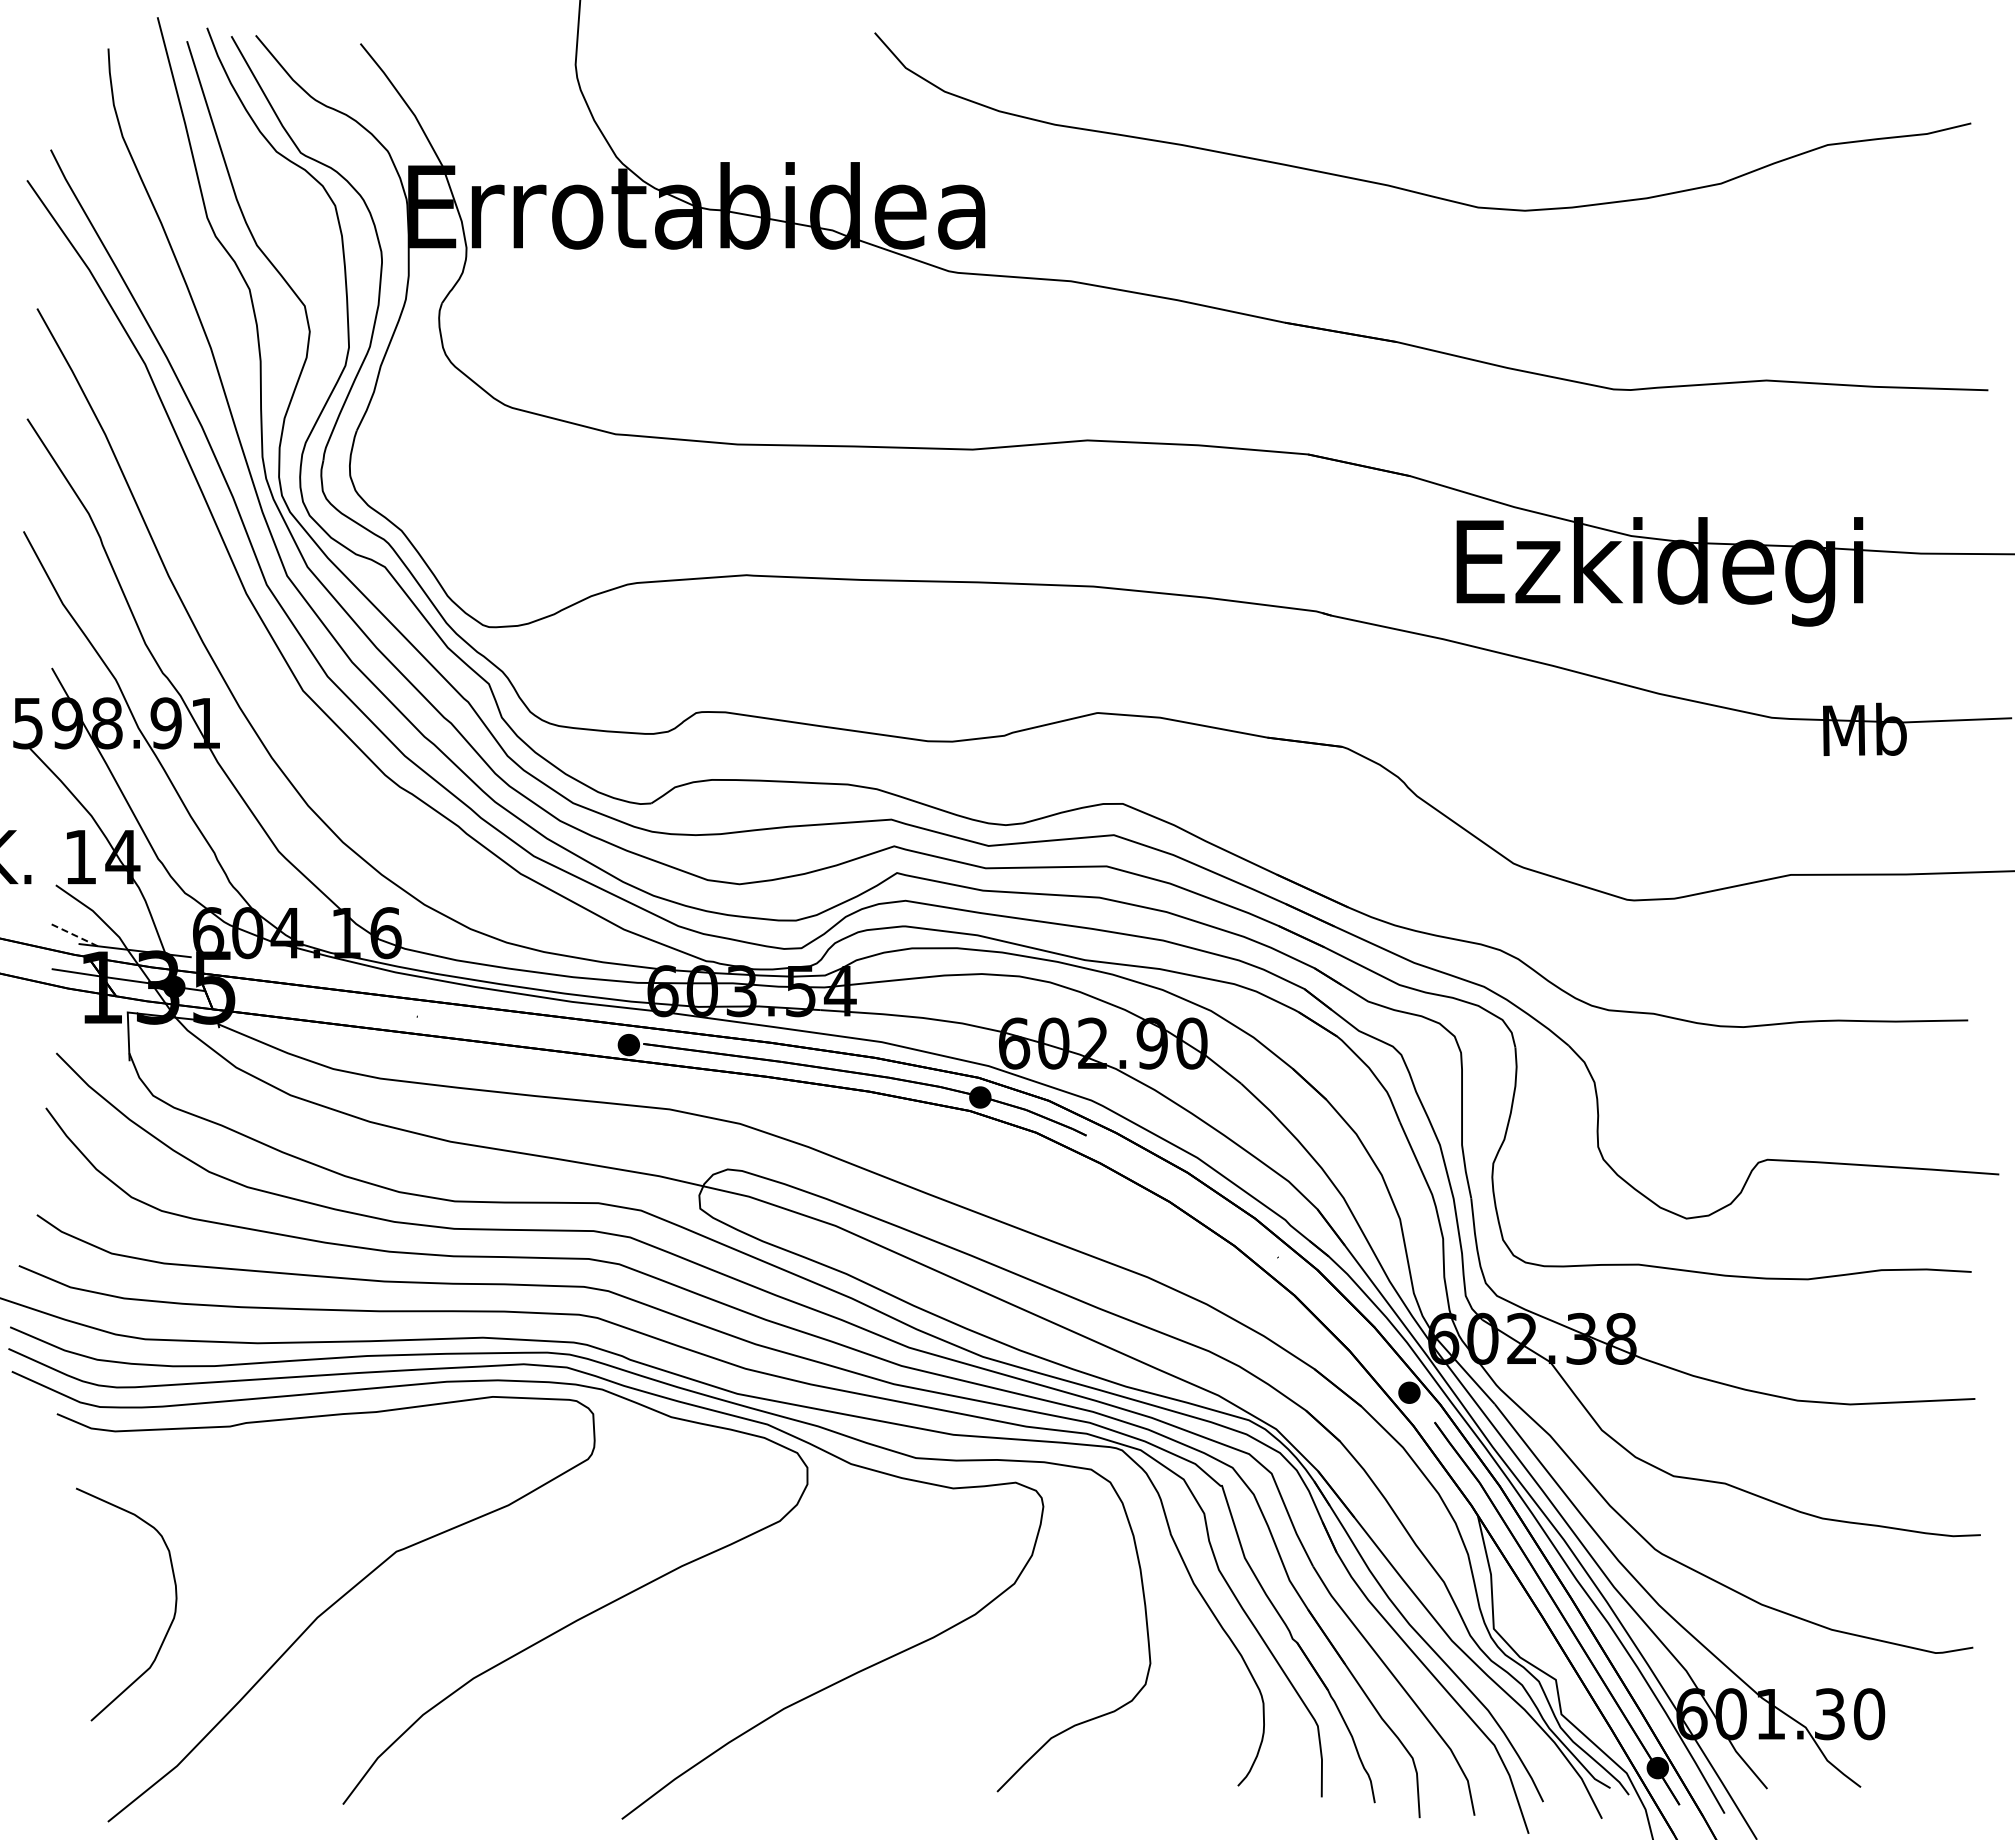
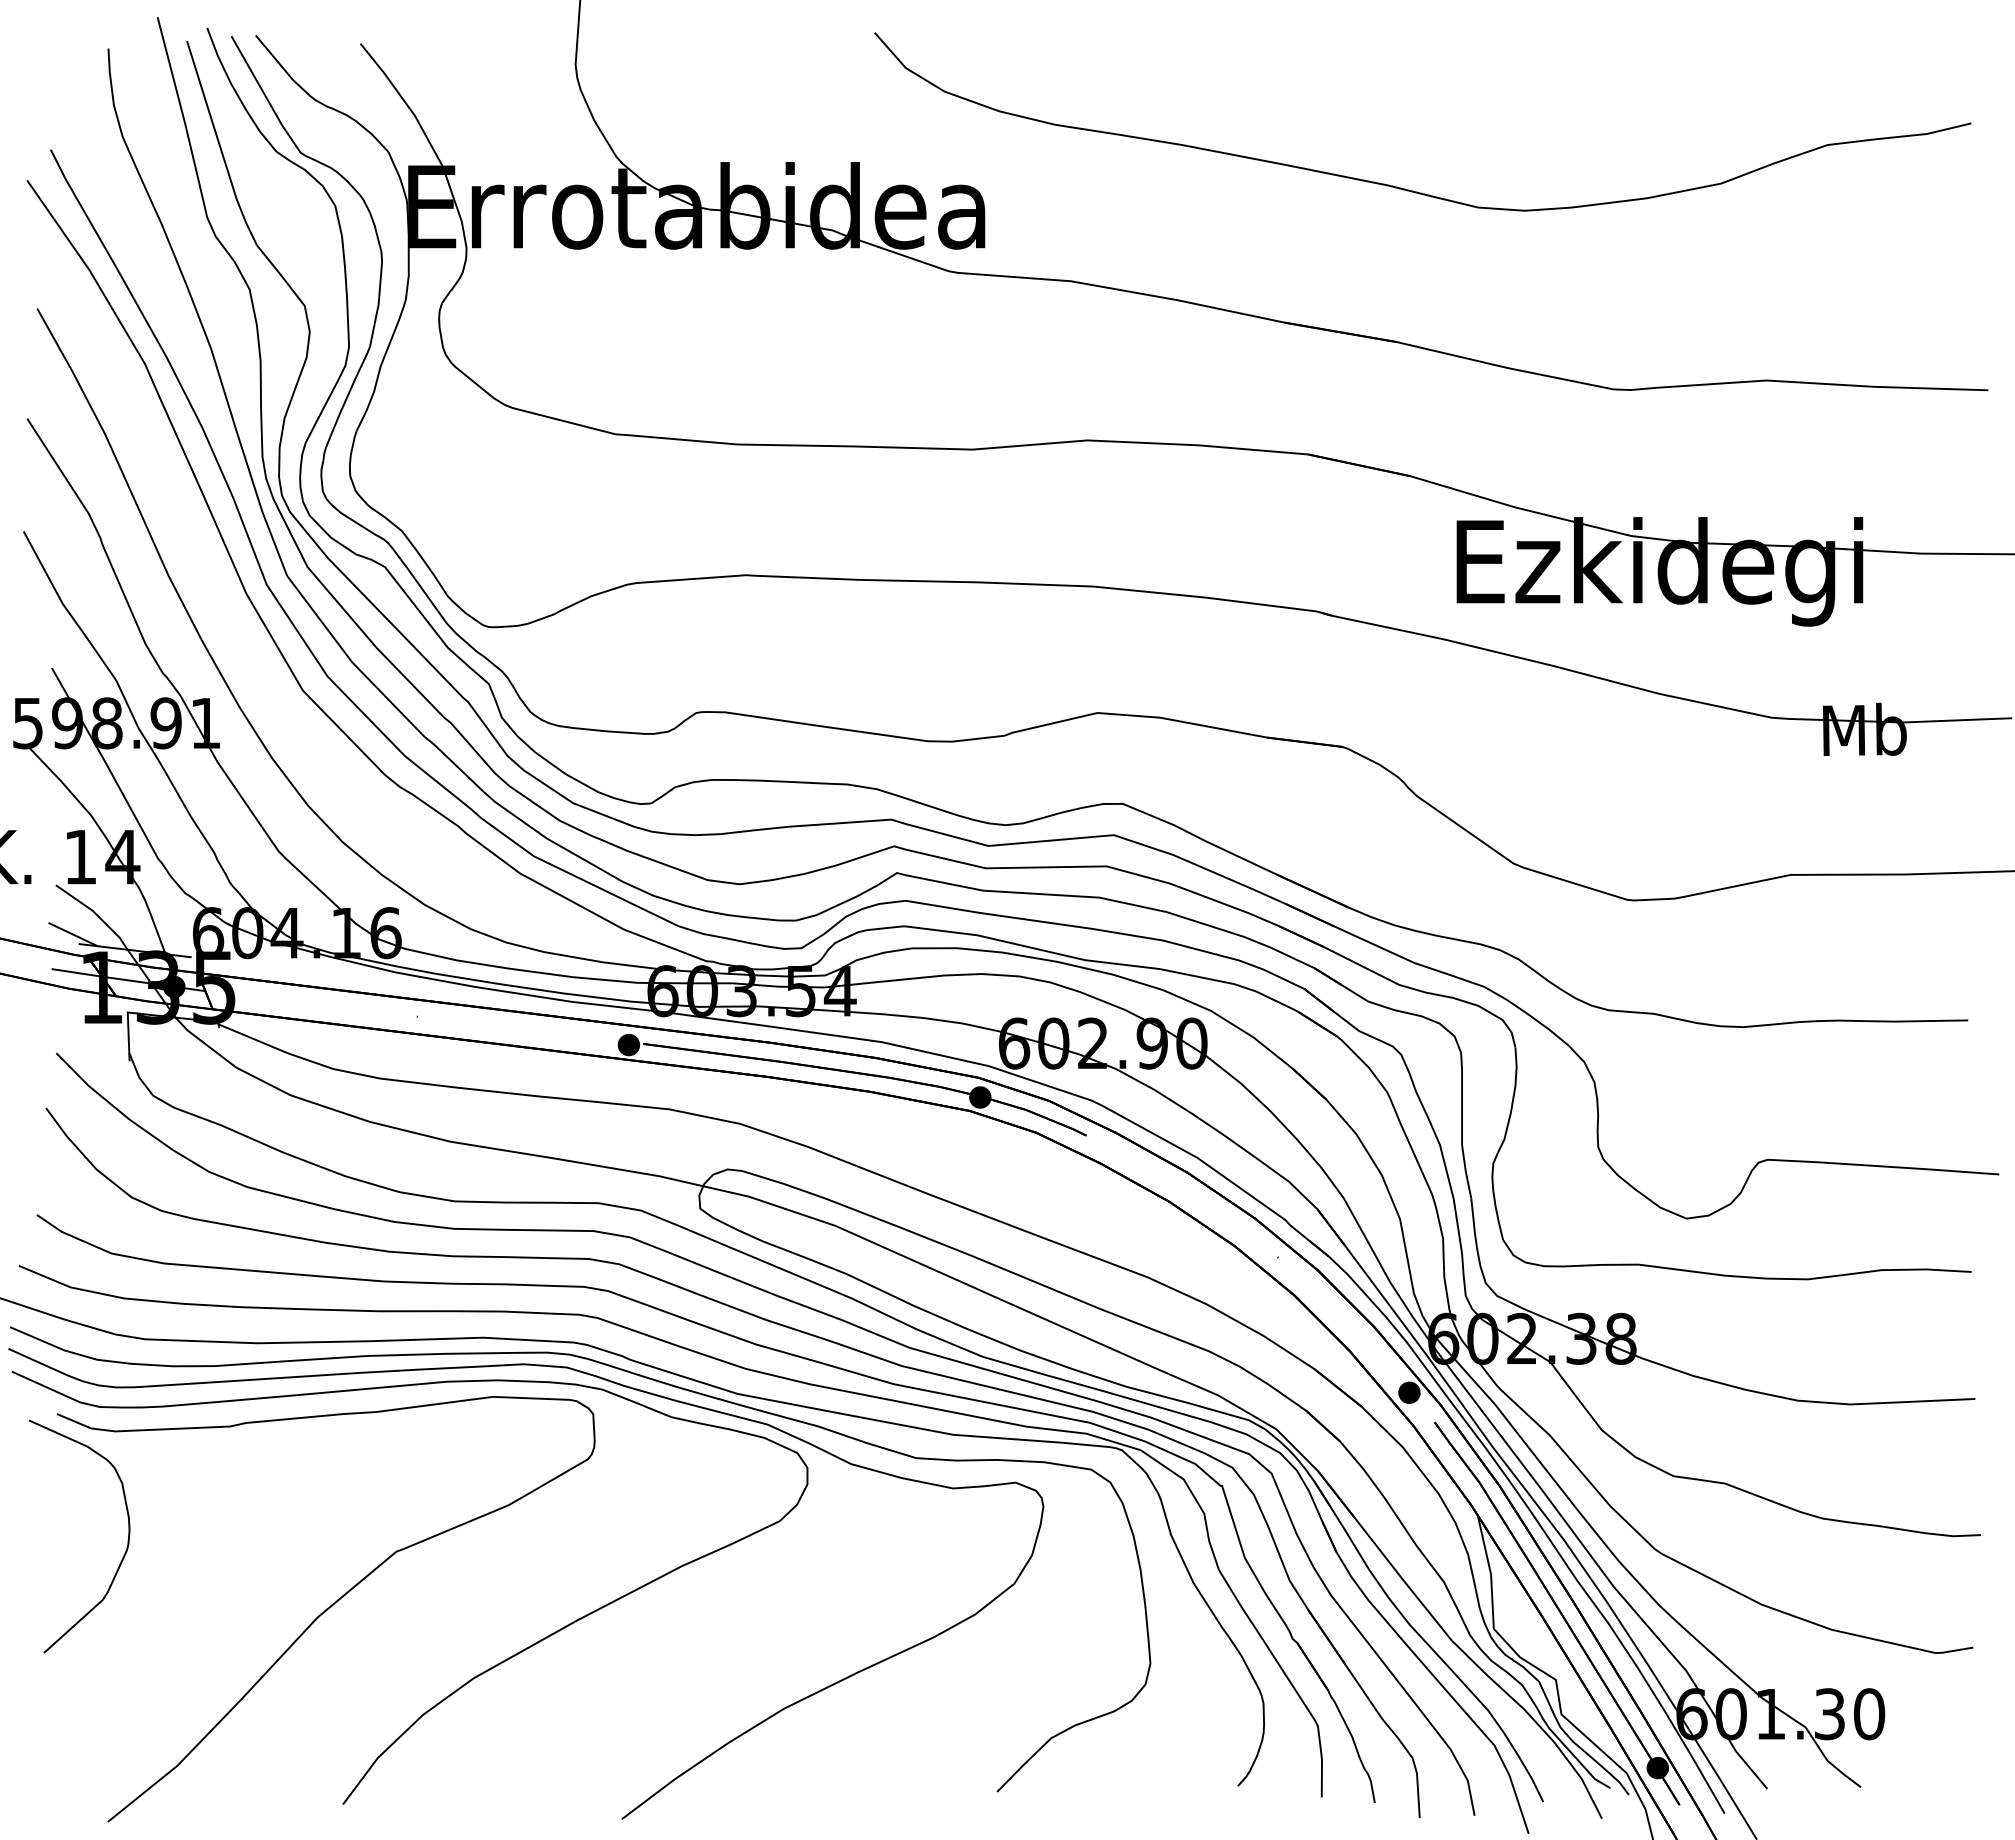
line: dashed -> solid (72, 934)
curve position: (169, 1625) -> (122, 1557) (122, 1557)
